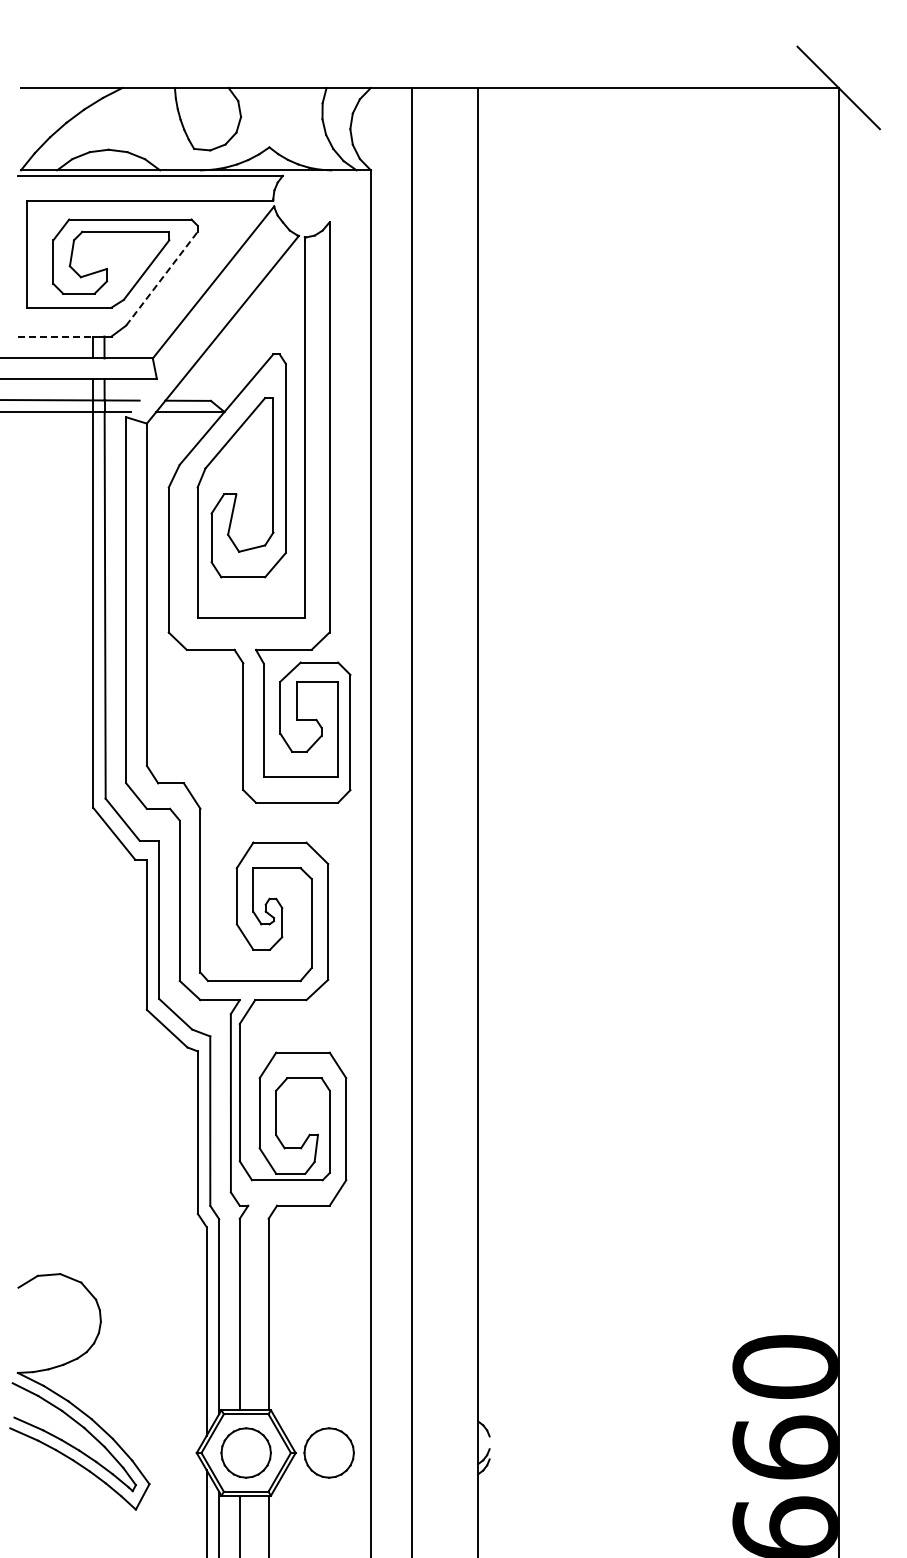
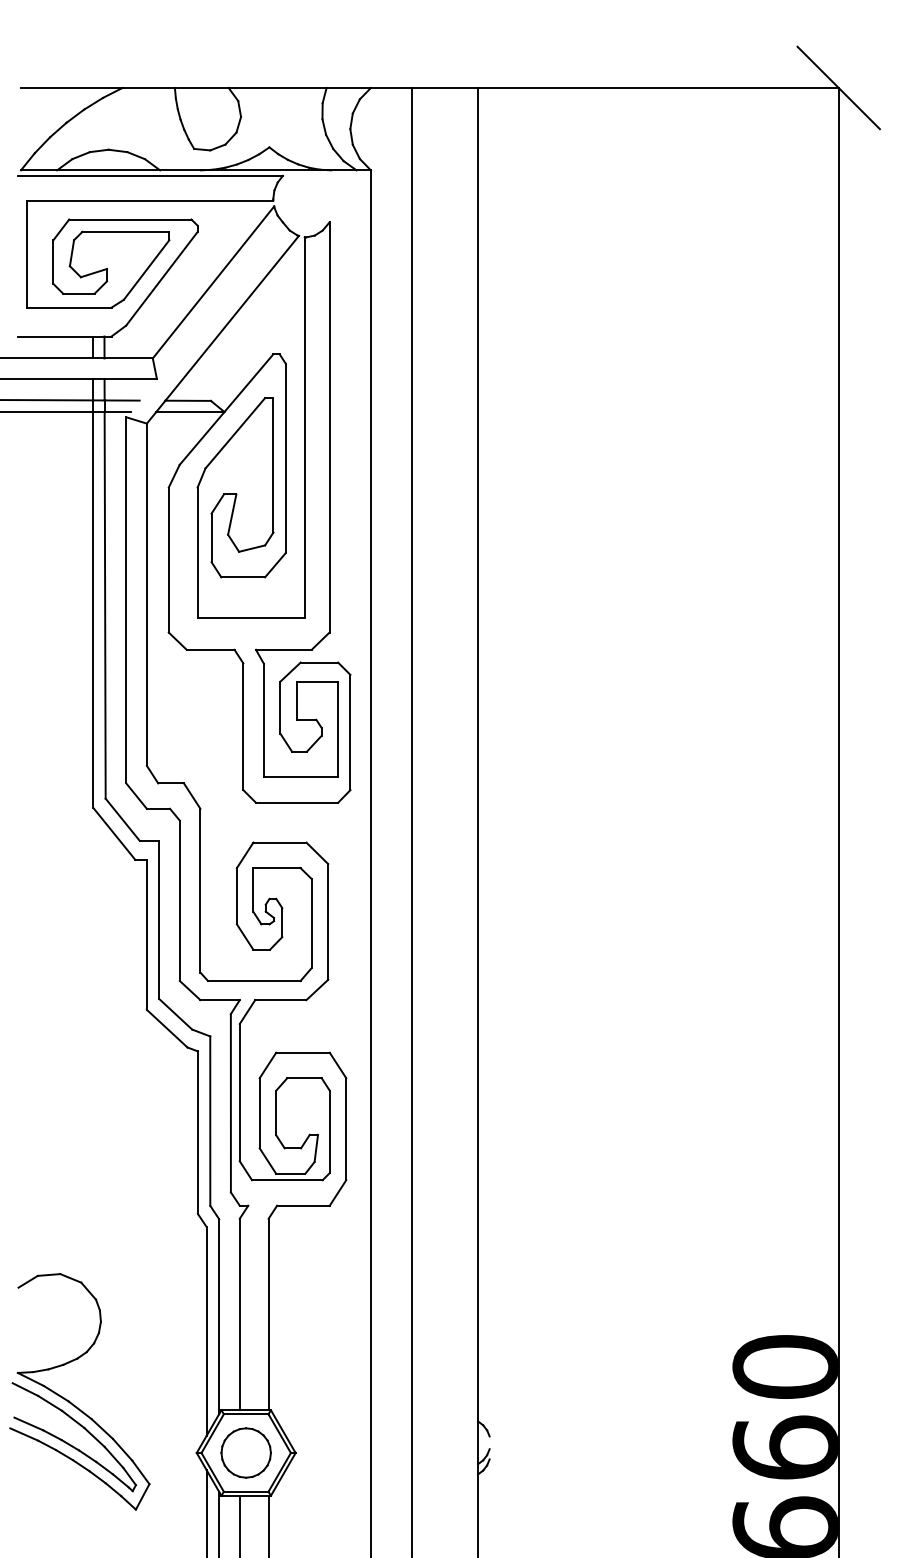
line: dashed -> solid (161, 278)
line: dashed -> solid (55, 336)
part: present -> none (328, 1452)
